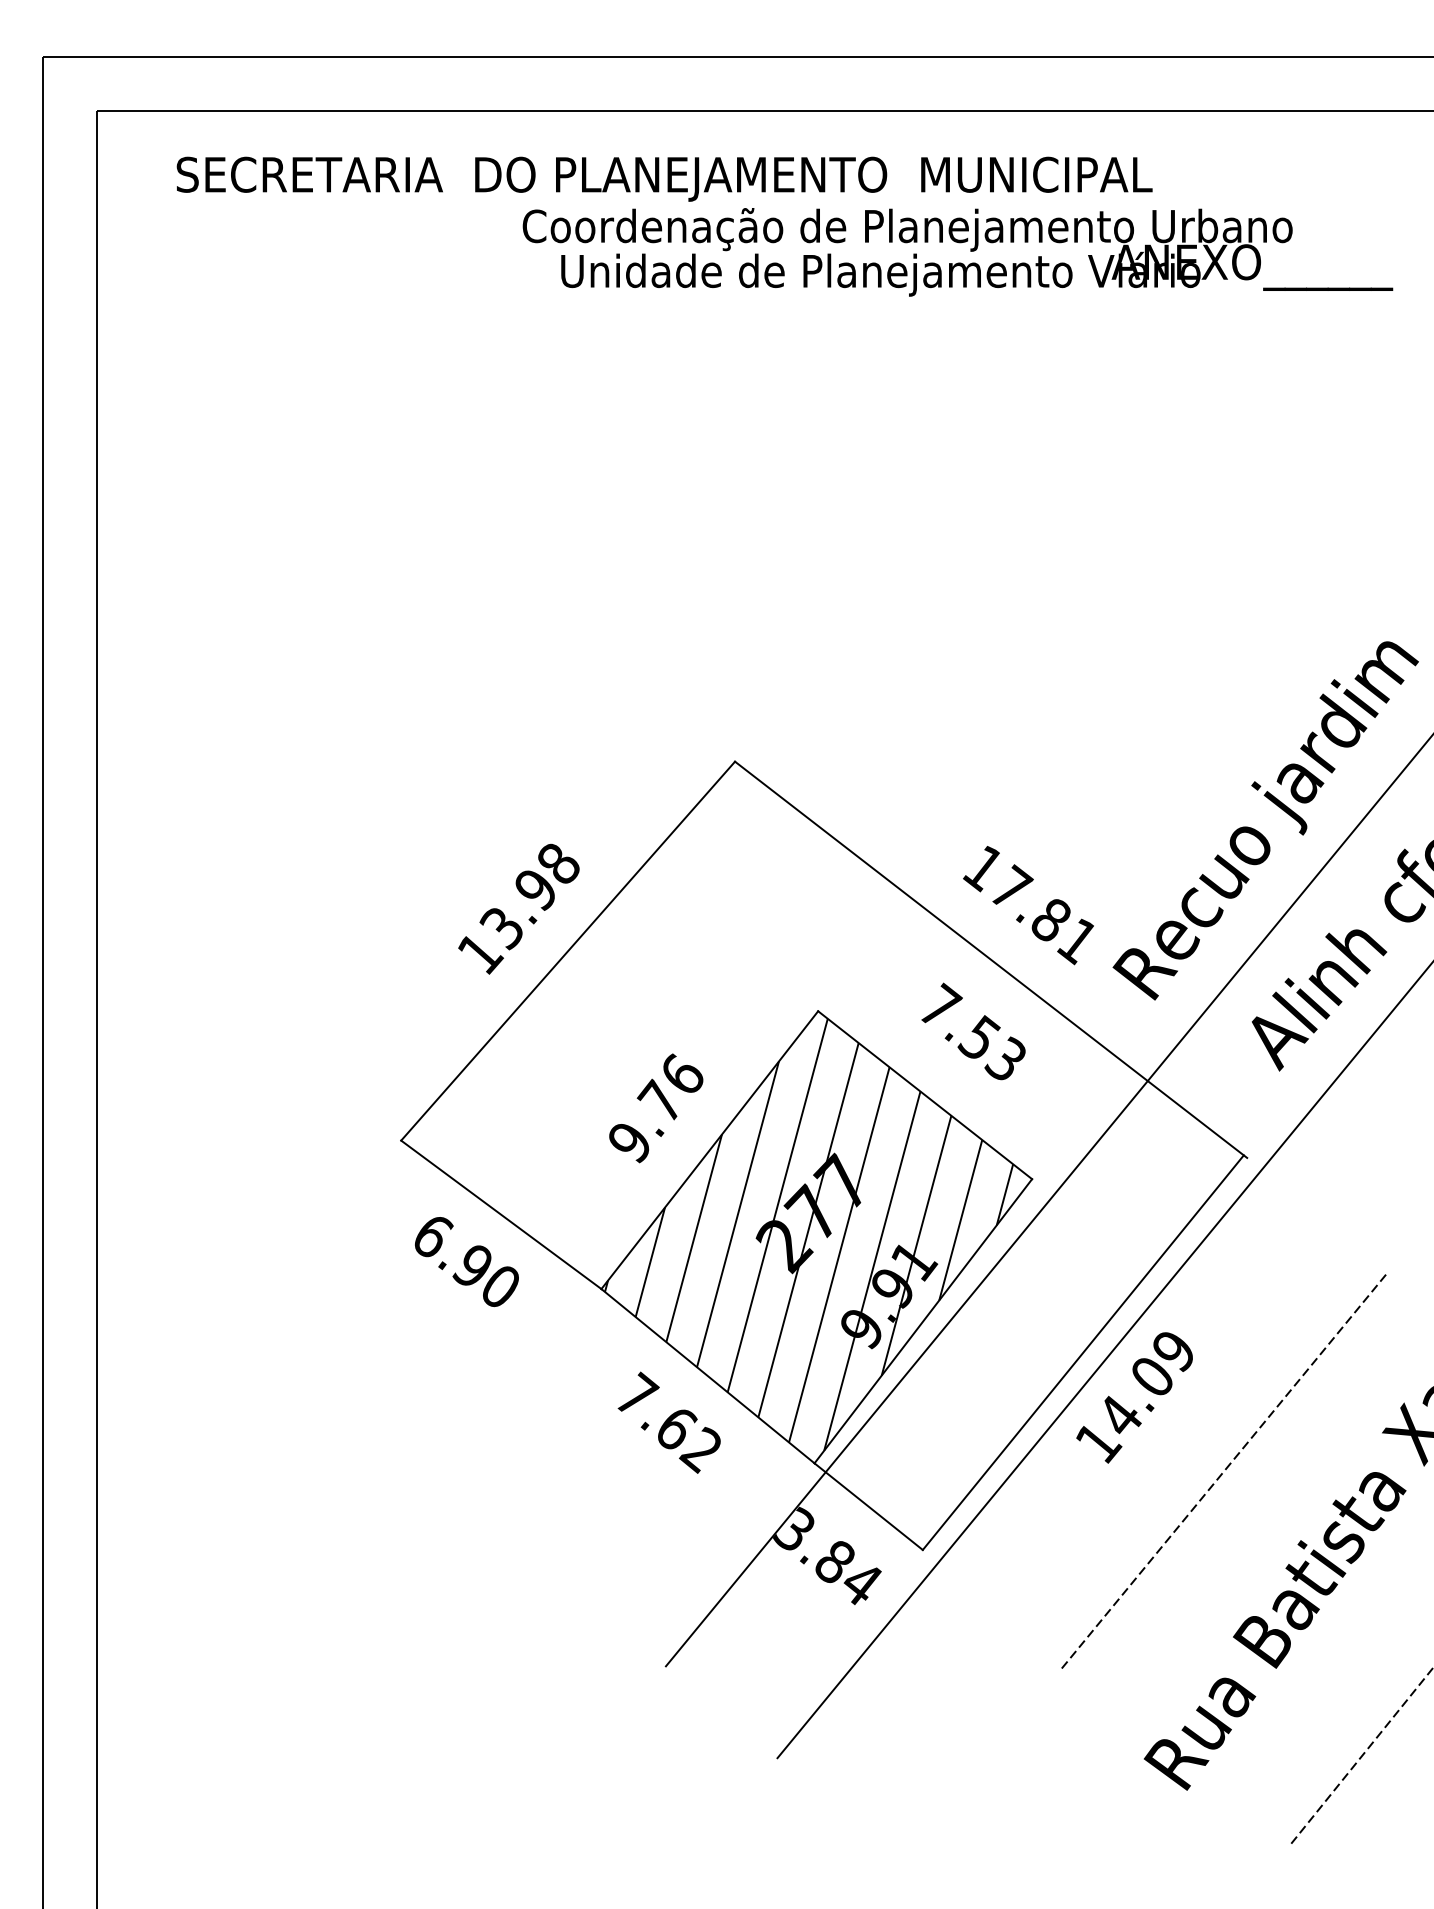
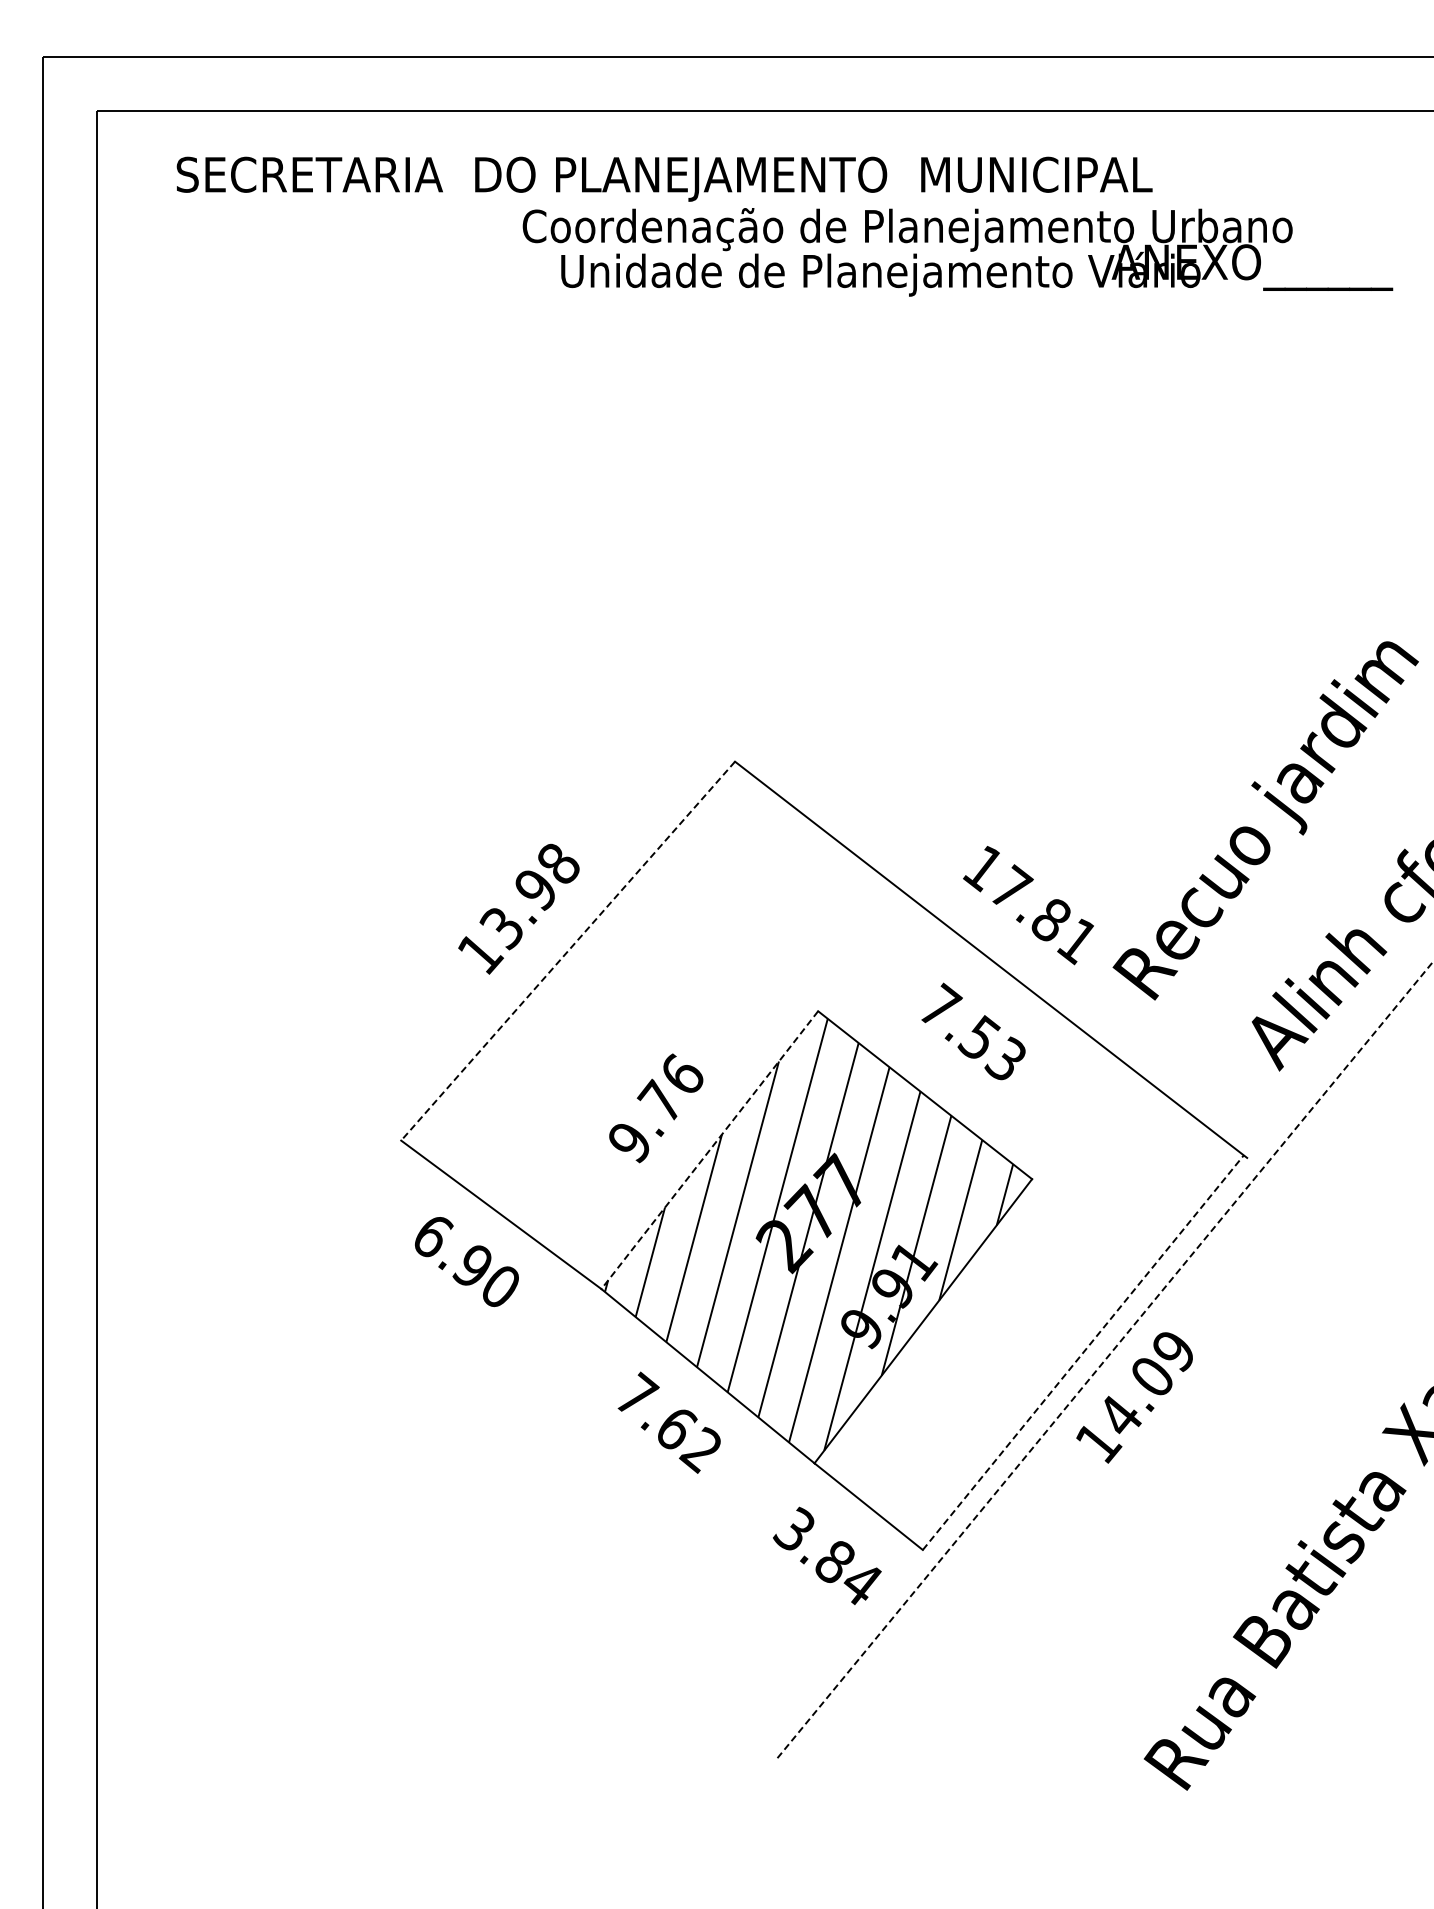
line: solid -> dashed (568, 951)
line: solid -> dashed (709, 1150)
line: present -> none (1047, 1201)
line: solid -> dashed (1083, 1352)
line: solid -> dashed (1105, 1359)
line: present -> none (1224, 1470)
line: present -> none (1360, 1756)
